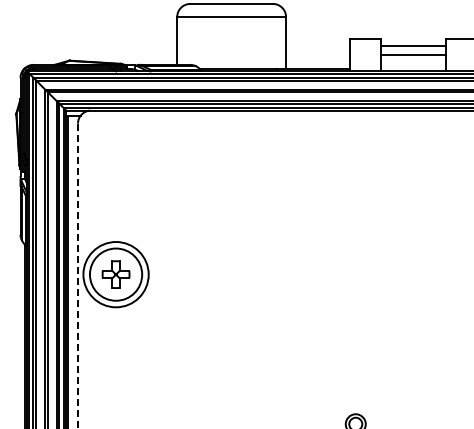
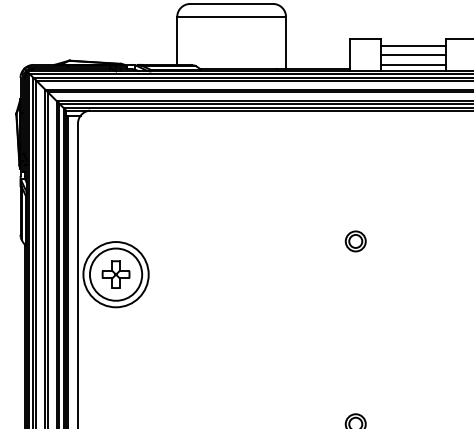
line: none -> present (413, 64)
part: none -> present (355, 241)
line: dashed -> solid (77, 276)
